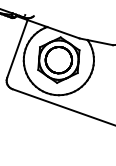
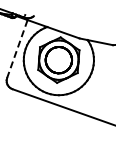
line: solid -> dashed (17, 49)
